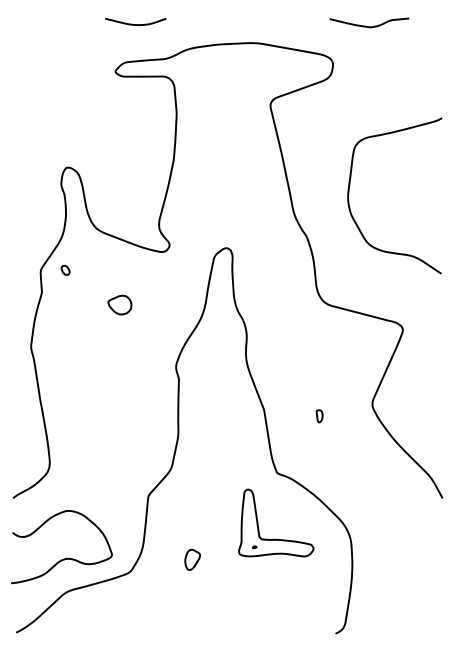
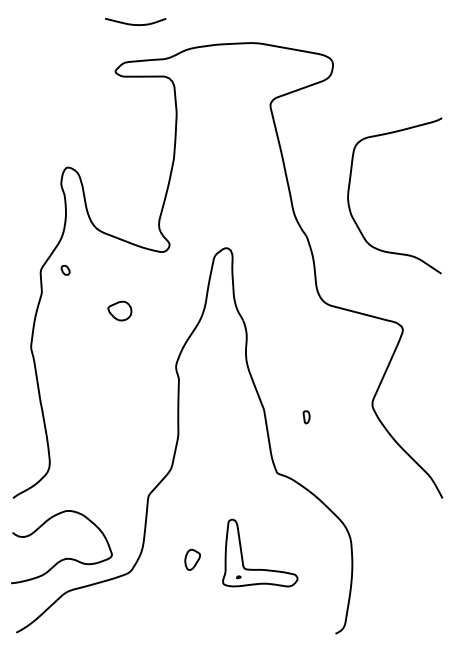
curve: present -> none (369, 26)
part position: (119, 304) -> (119, 310) (119, 310)
part position: (319, 416) -> (306, 417) (306, 417)
part position: (276, 539) -> (260, 569) (260, 569)
